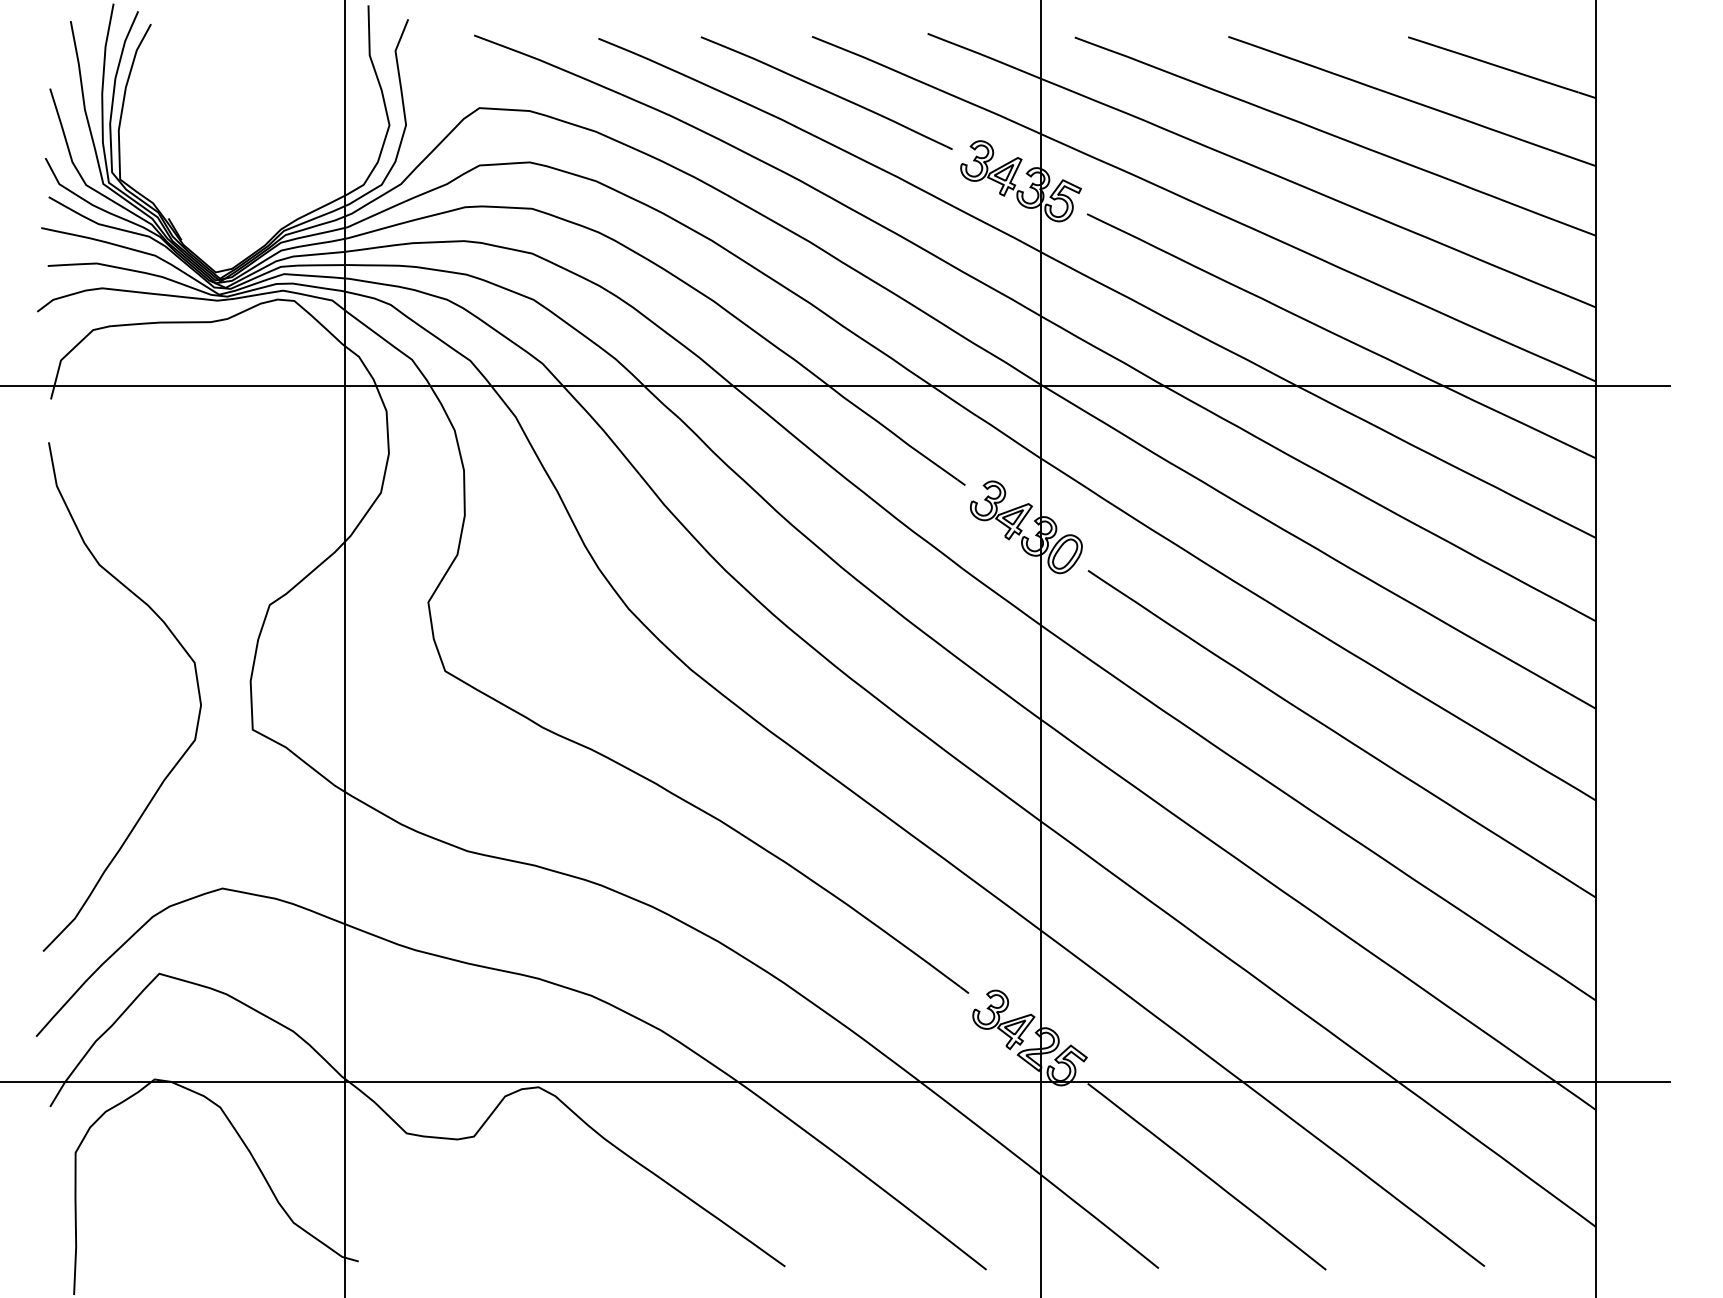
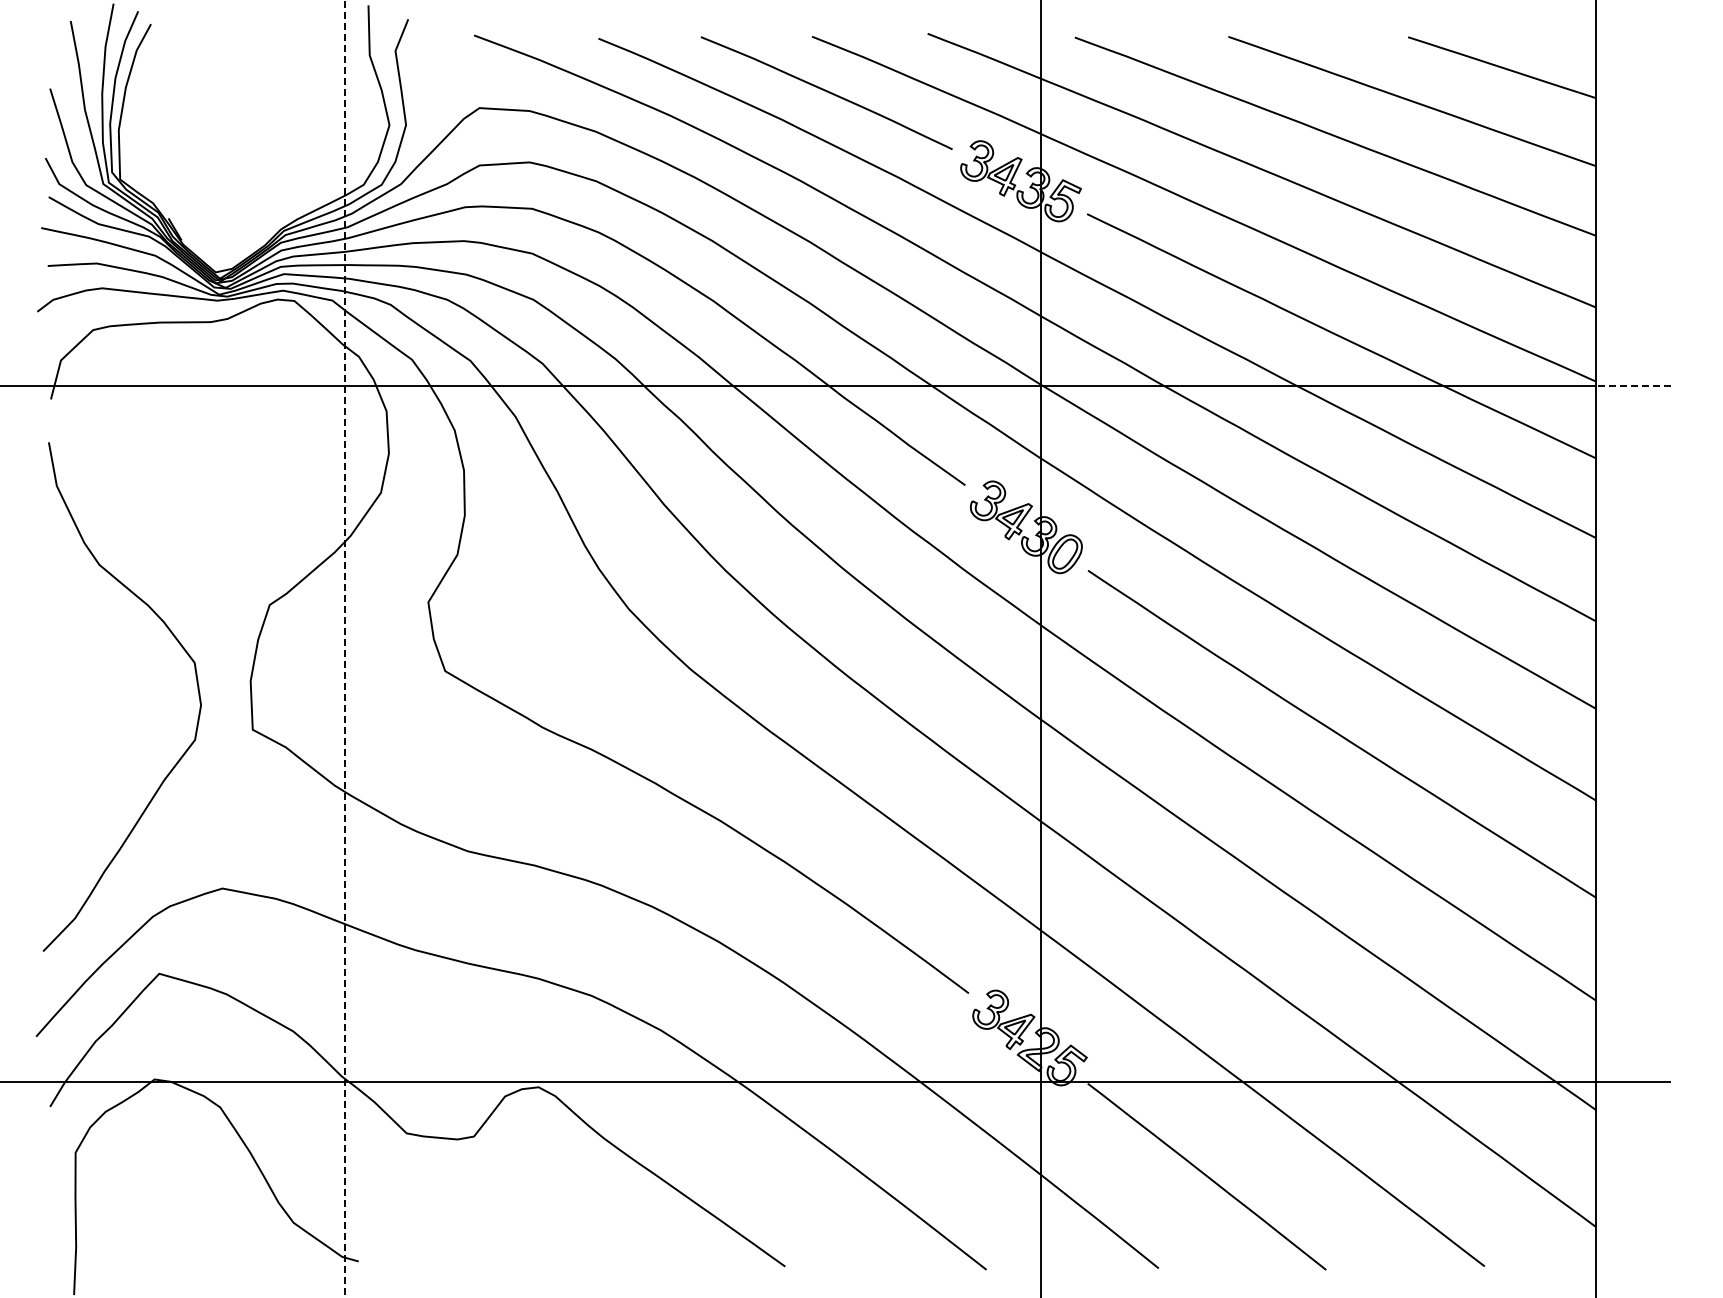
line: solid -> dashed (1633, 386)
line: solid -> dashed (344, 649)
